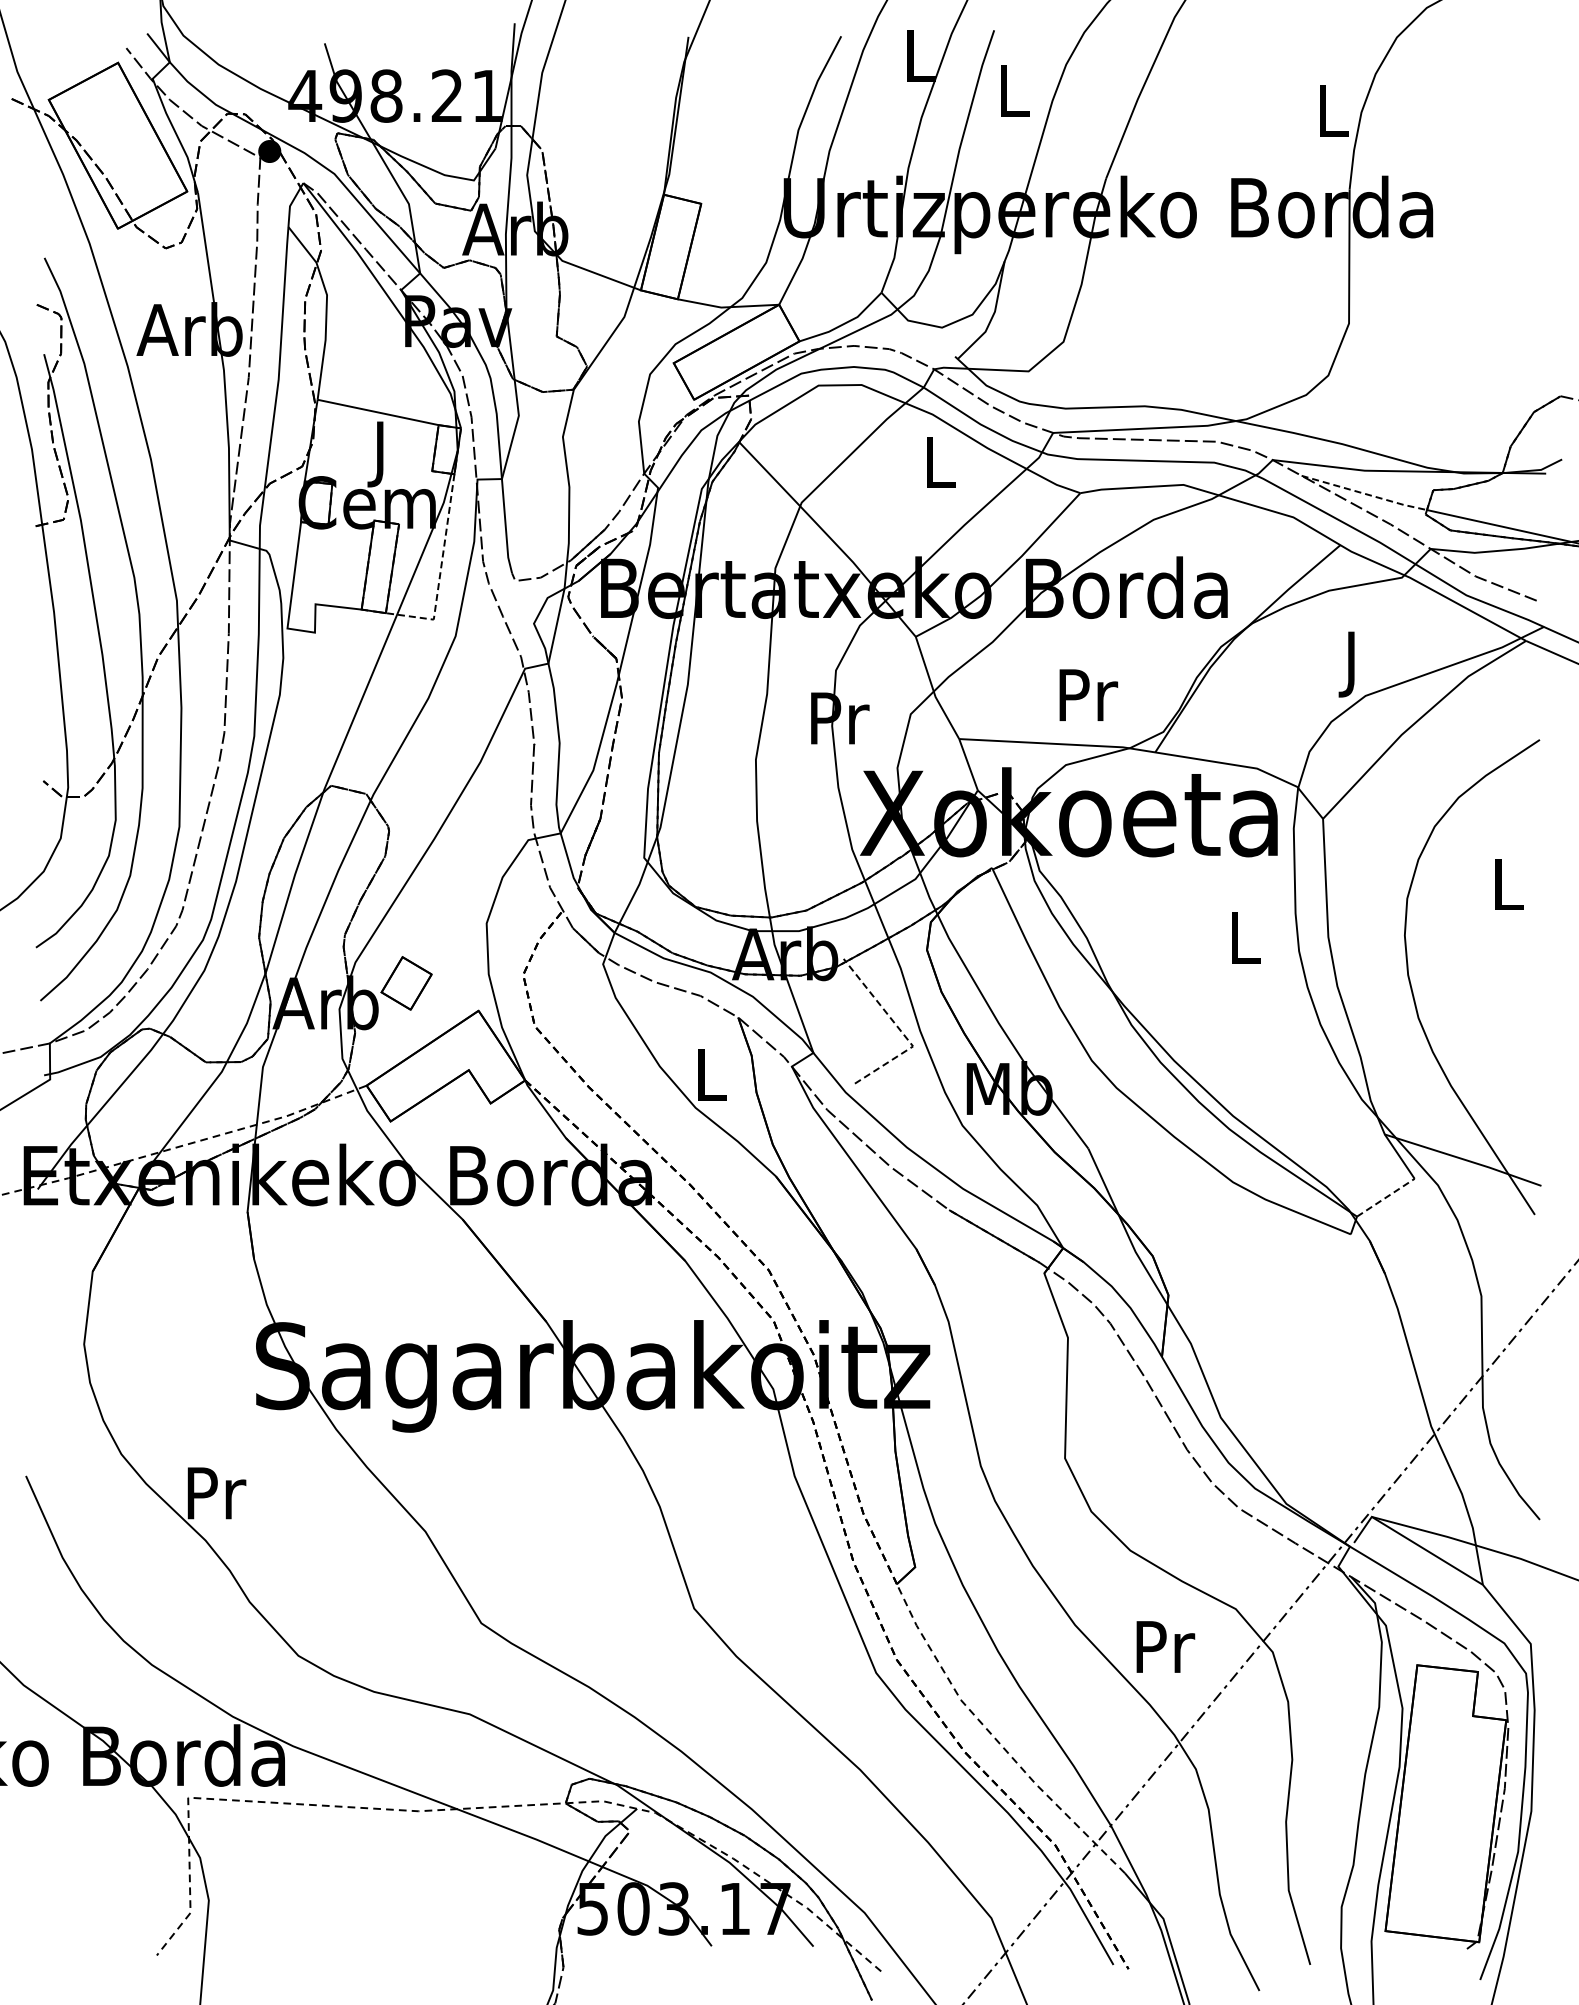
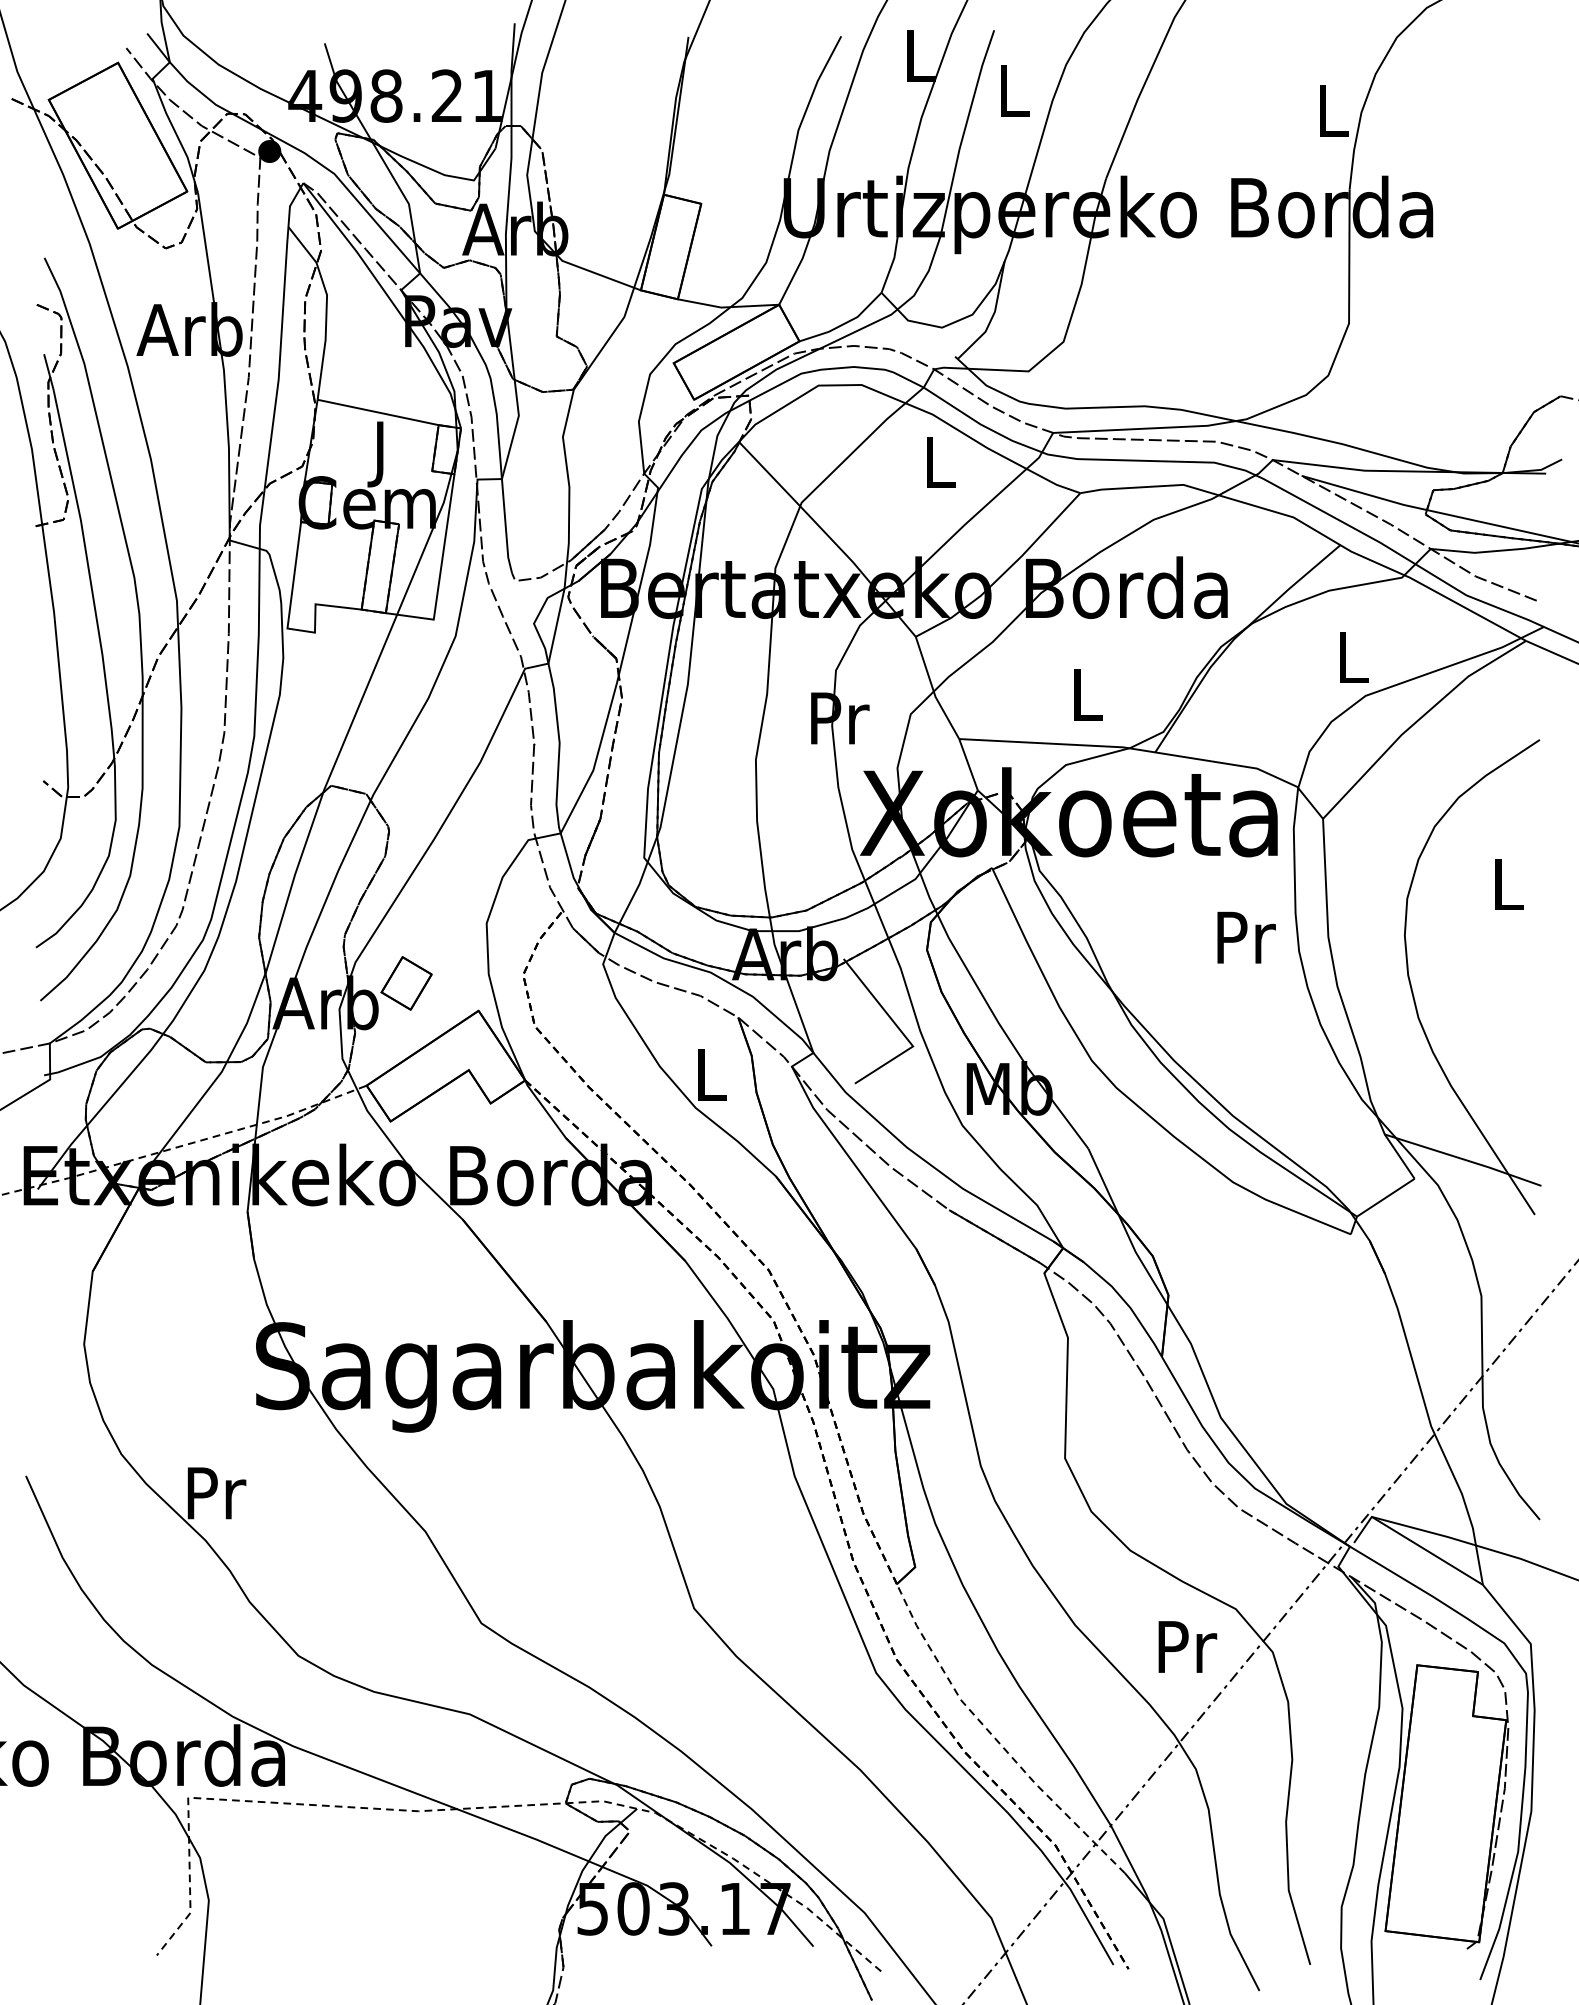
line: dashed -> solid (1364, 493)
line: dashed -> solid (440, 572)
text: J -> L (1353, 664)
text: Pr -> L (1088, 695)
text: L -> Pr (1246, 937)
line: dashed -> solid (900, 1030)
line: dashed -> solid (1386, 1197)
text position: (1165, 1646) -> (1187, 1646) (1187, 1646)
